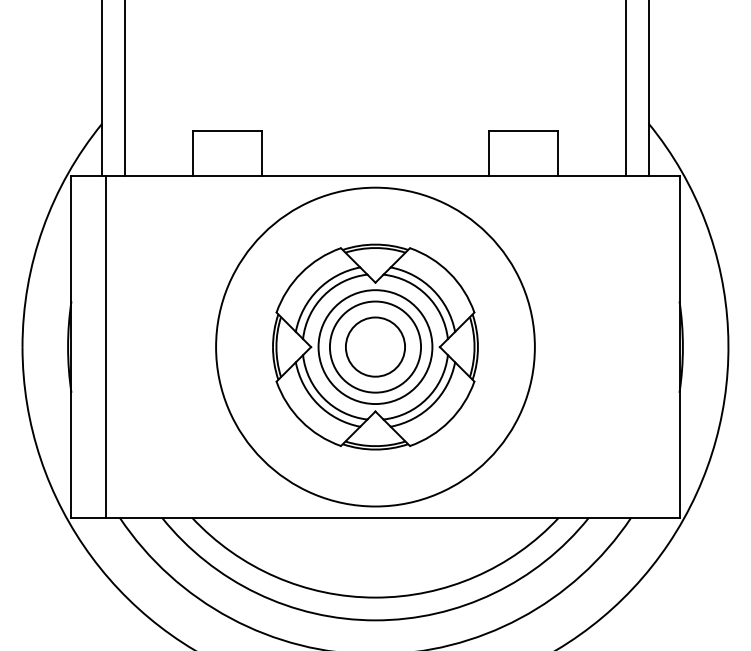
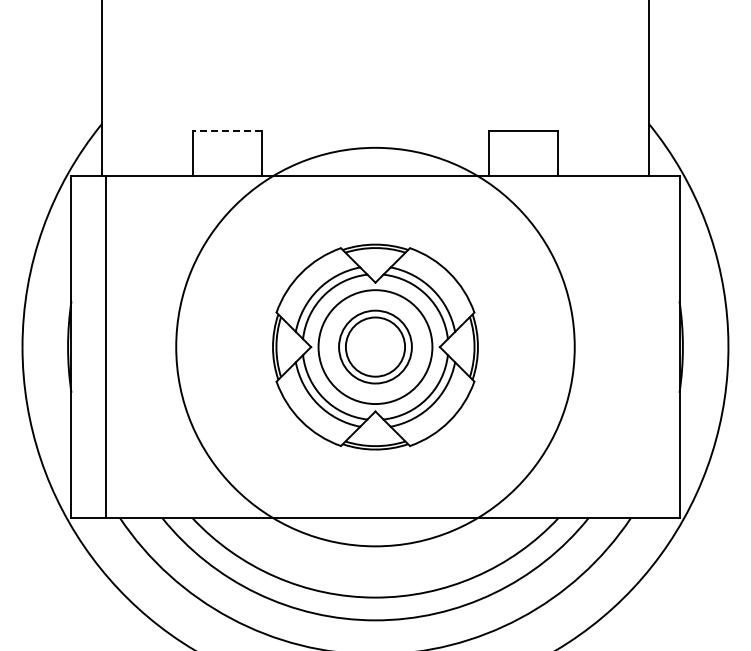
line: present -> none (124, 89)
line: present -> none (625, 89)
line: solid -> dashed (226, 130)
circle diameter: 319 px -> 399 px (375, 346)
circle diameter: 91 px -> 73 px (375, 346)
